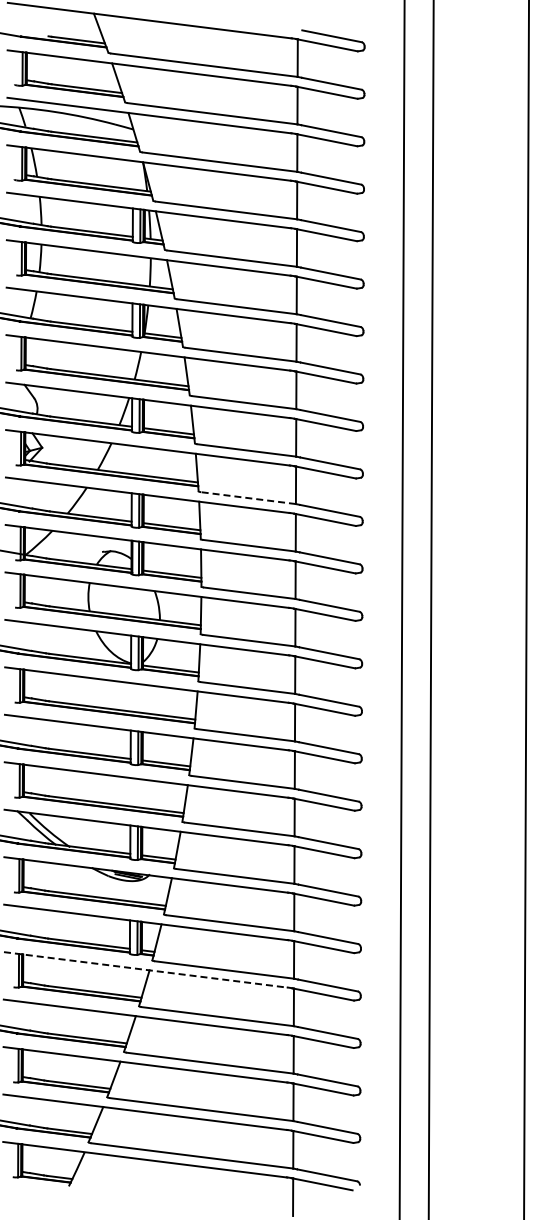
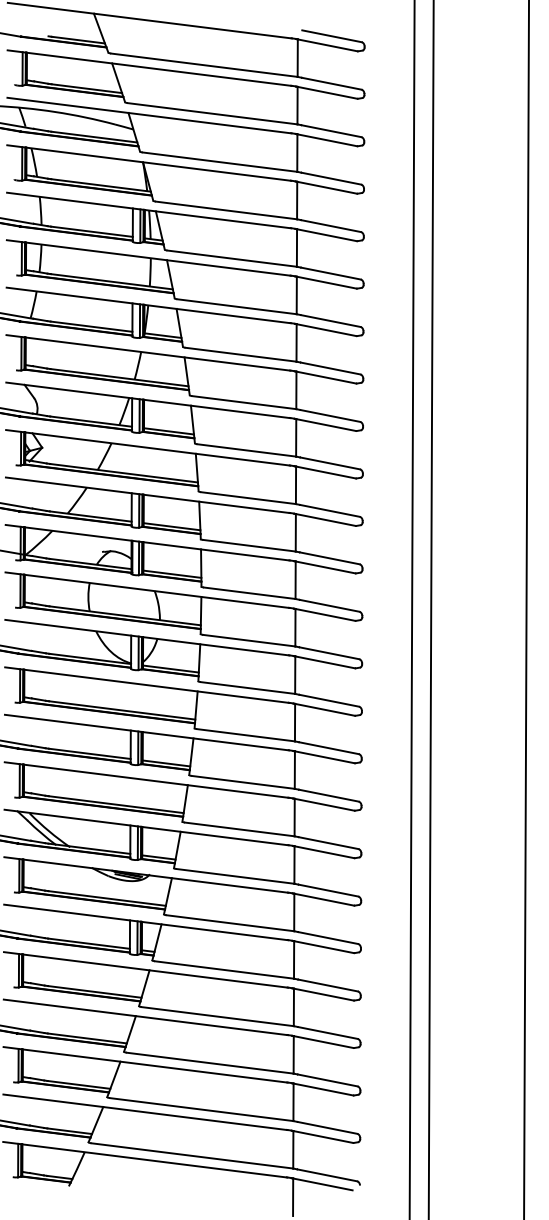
line: dashed -> solid (248, 498)
line position: (401, 609) -> (411, 609) (411, 609)
line: dashed -> solid (146, 969)
